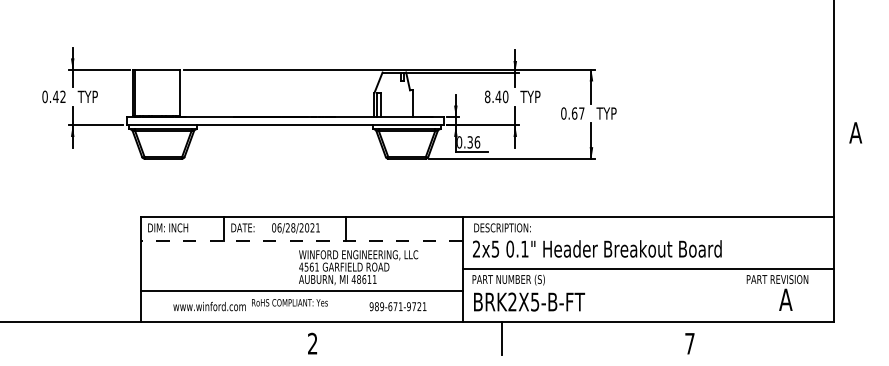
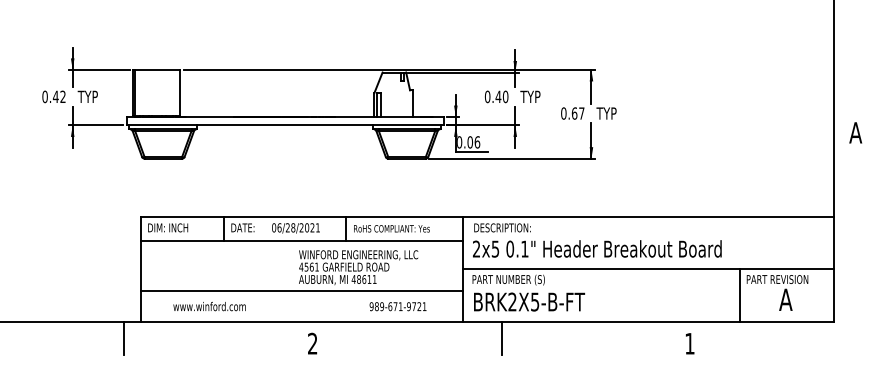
text: 8.40 -> 0.40 (487, 96)
text: 0.36 -> 0.06 (470, 142)
line: dashed -> solid (302, 240)
line: none -> present (740, 295)
text position: (289, 302) -> (391, 228) (391, 228)
line: none -> present (124, 338)
text: 7 -> 1 (689, 343)
